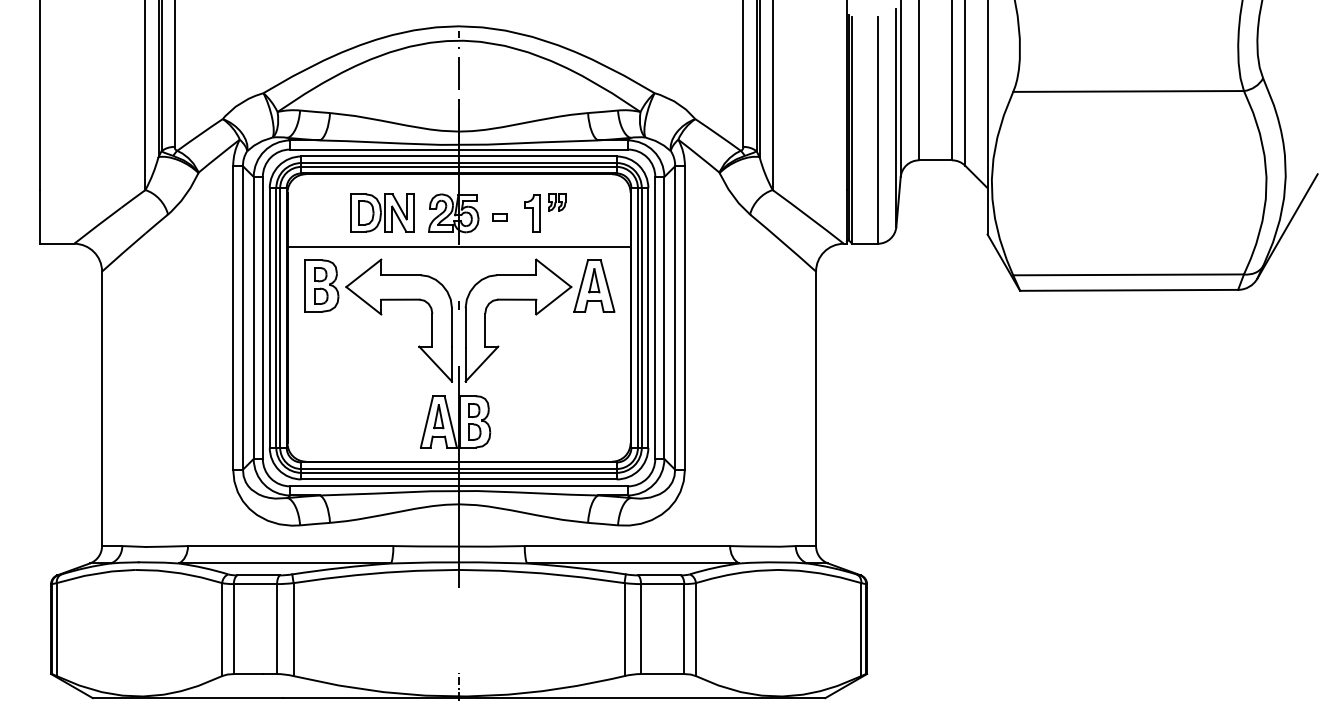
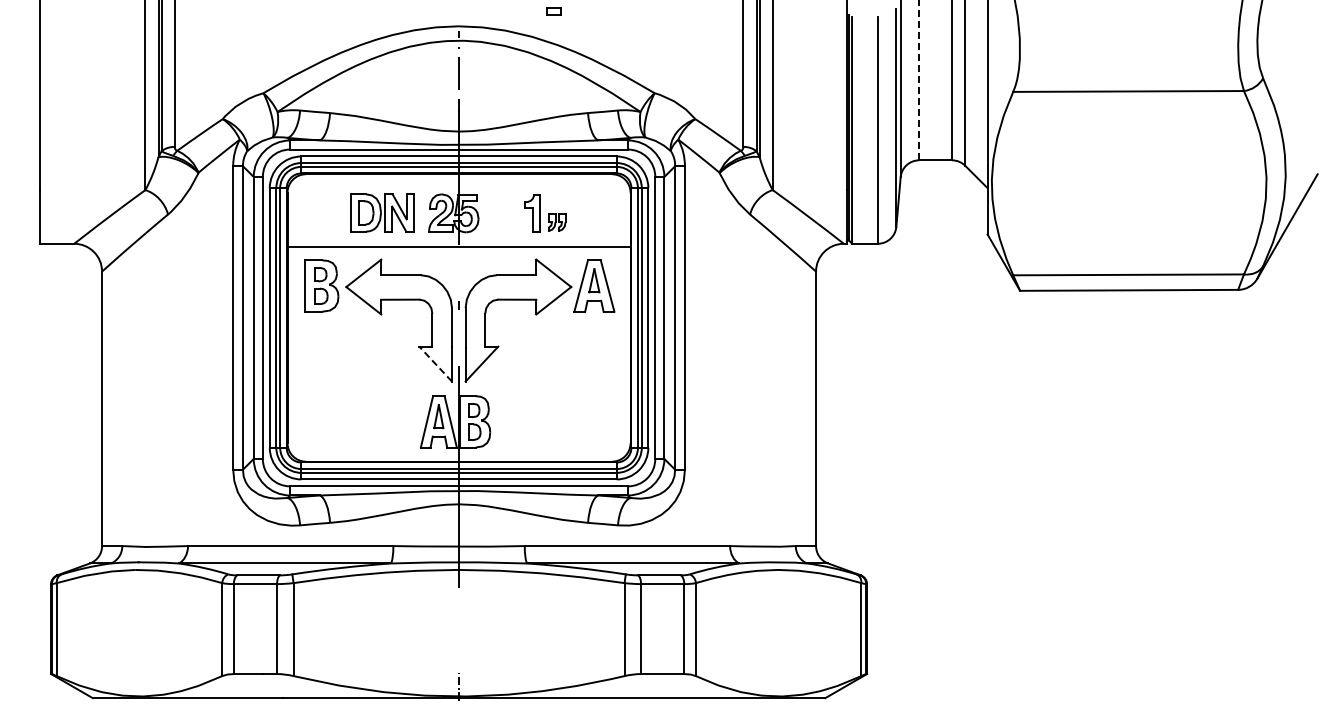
line: solid -> dashed (919, 80)
part position: (557, 202) -> (557, 222) (557, 222)
part position: (499, 217) -> (553, 11) (553, 11)
line: solid -> dashed (435, 364)
